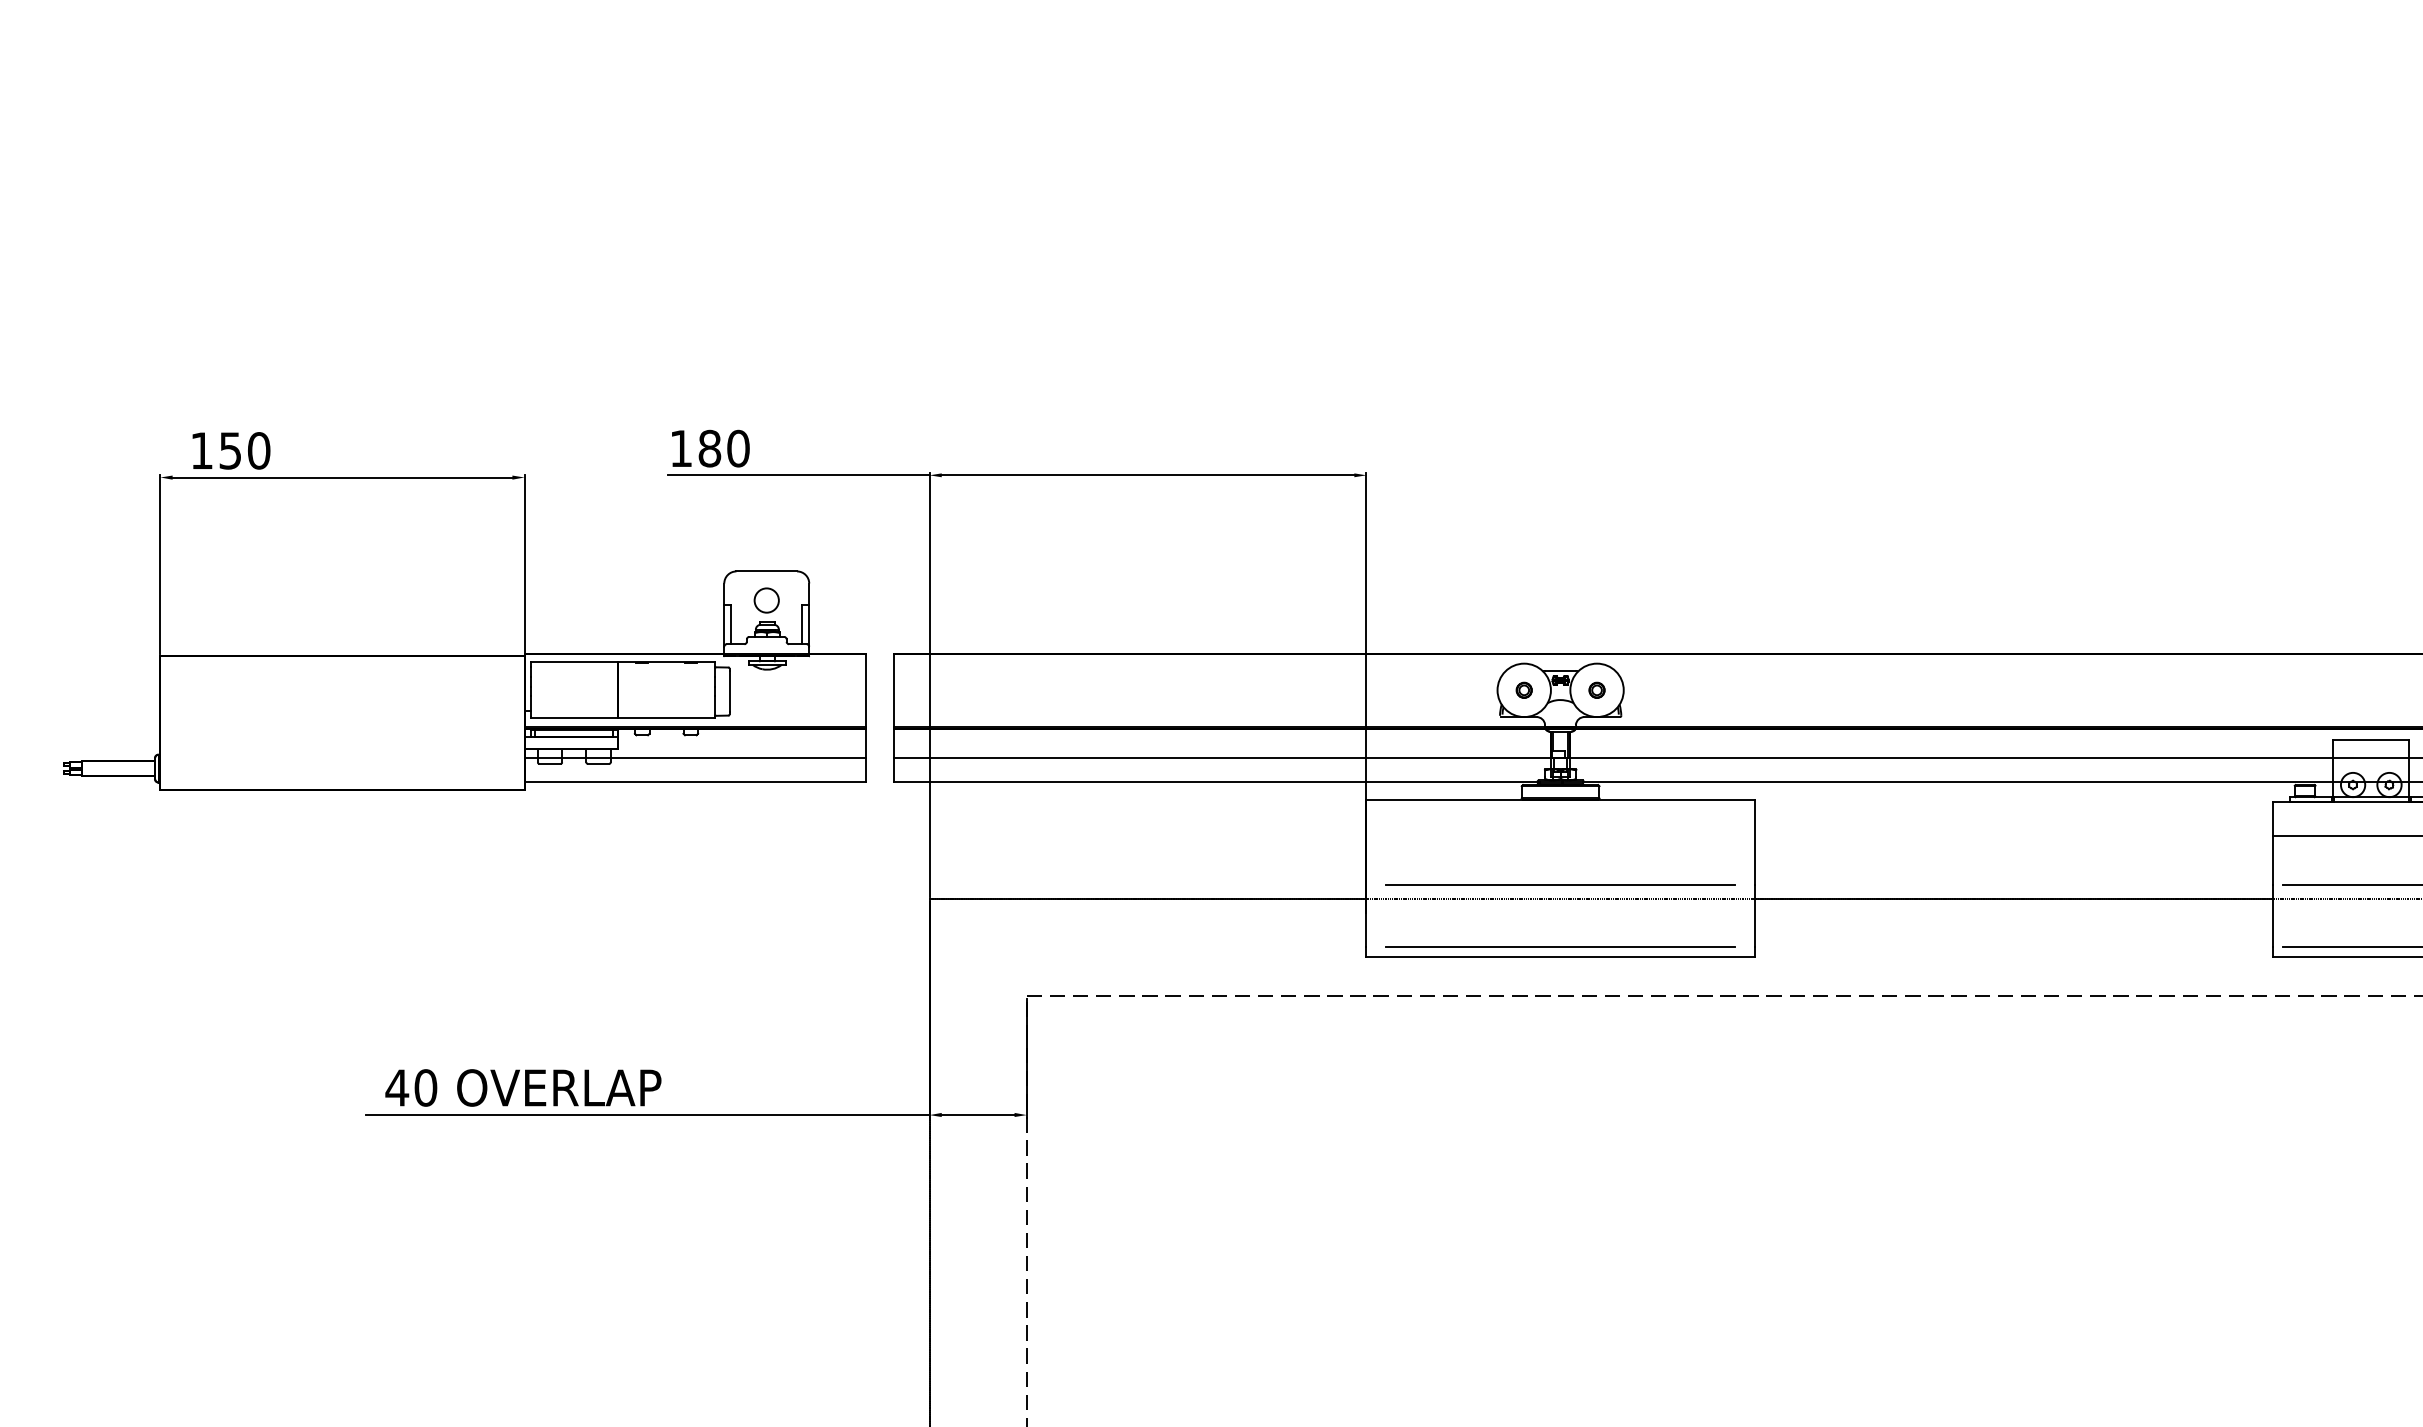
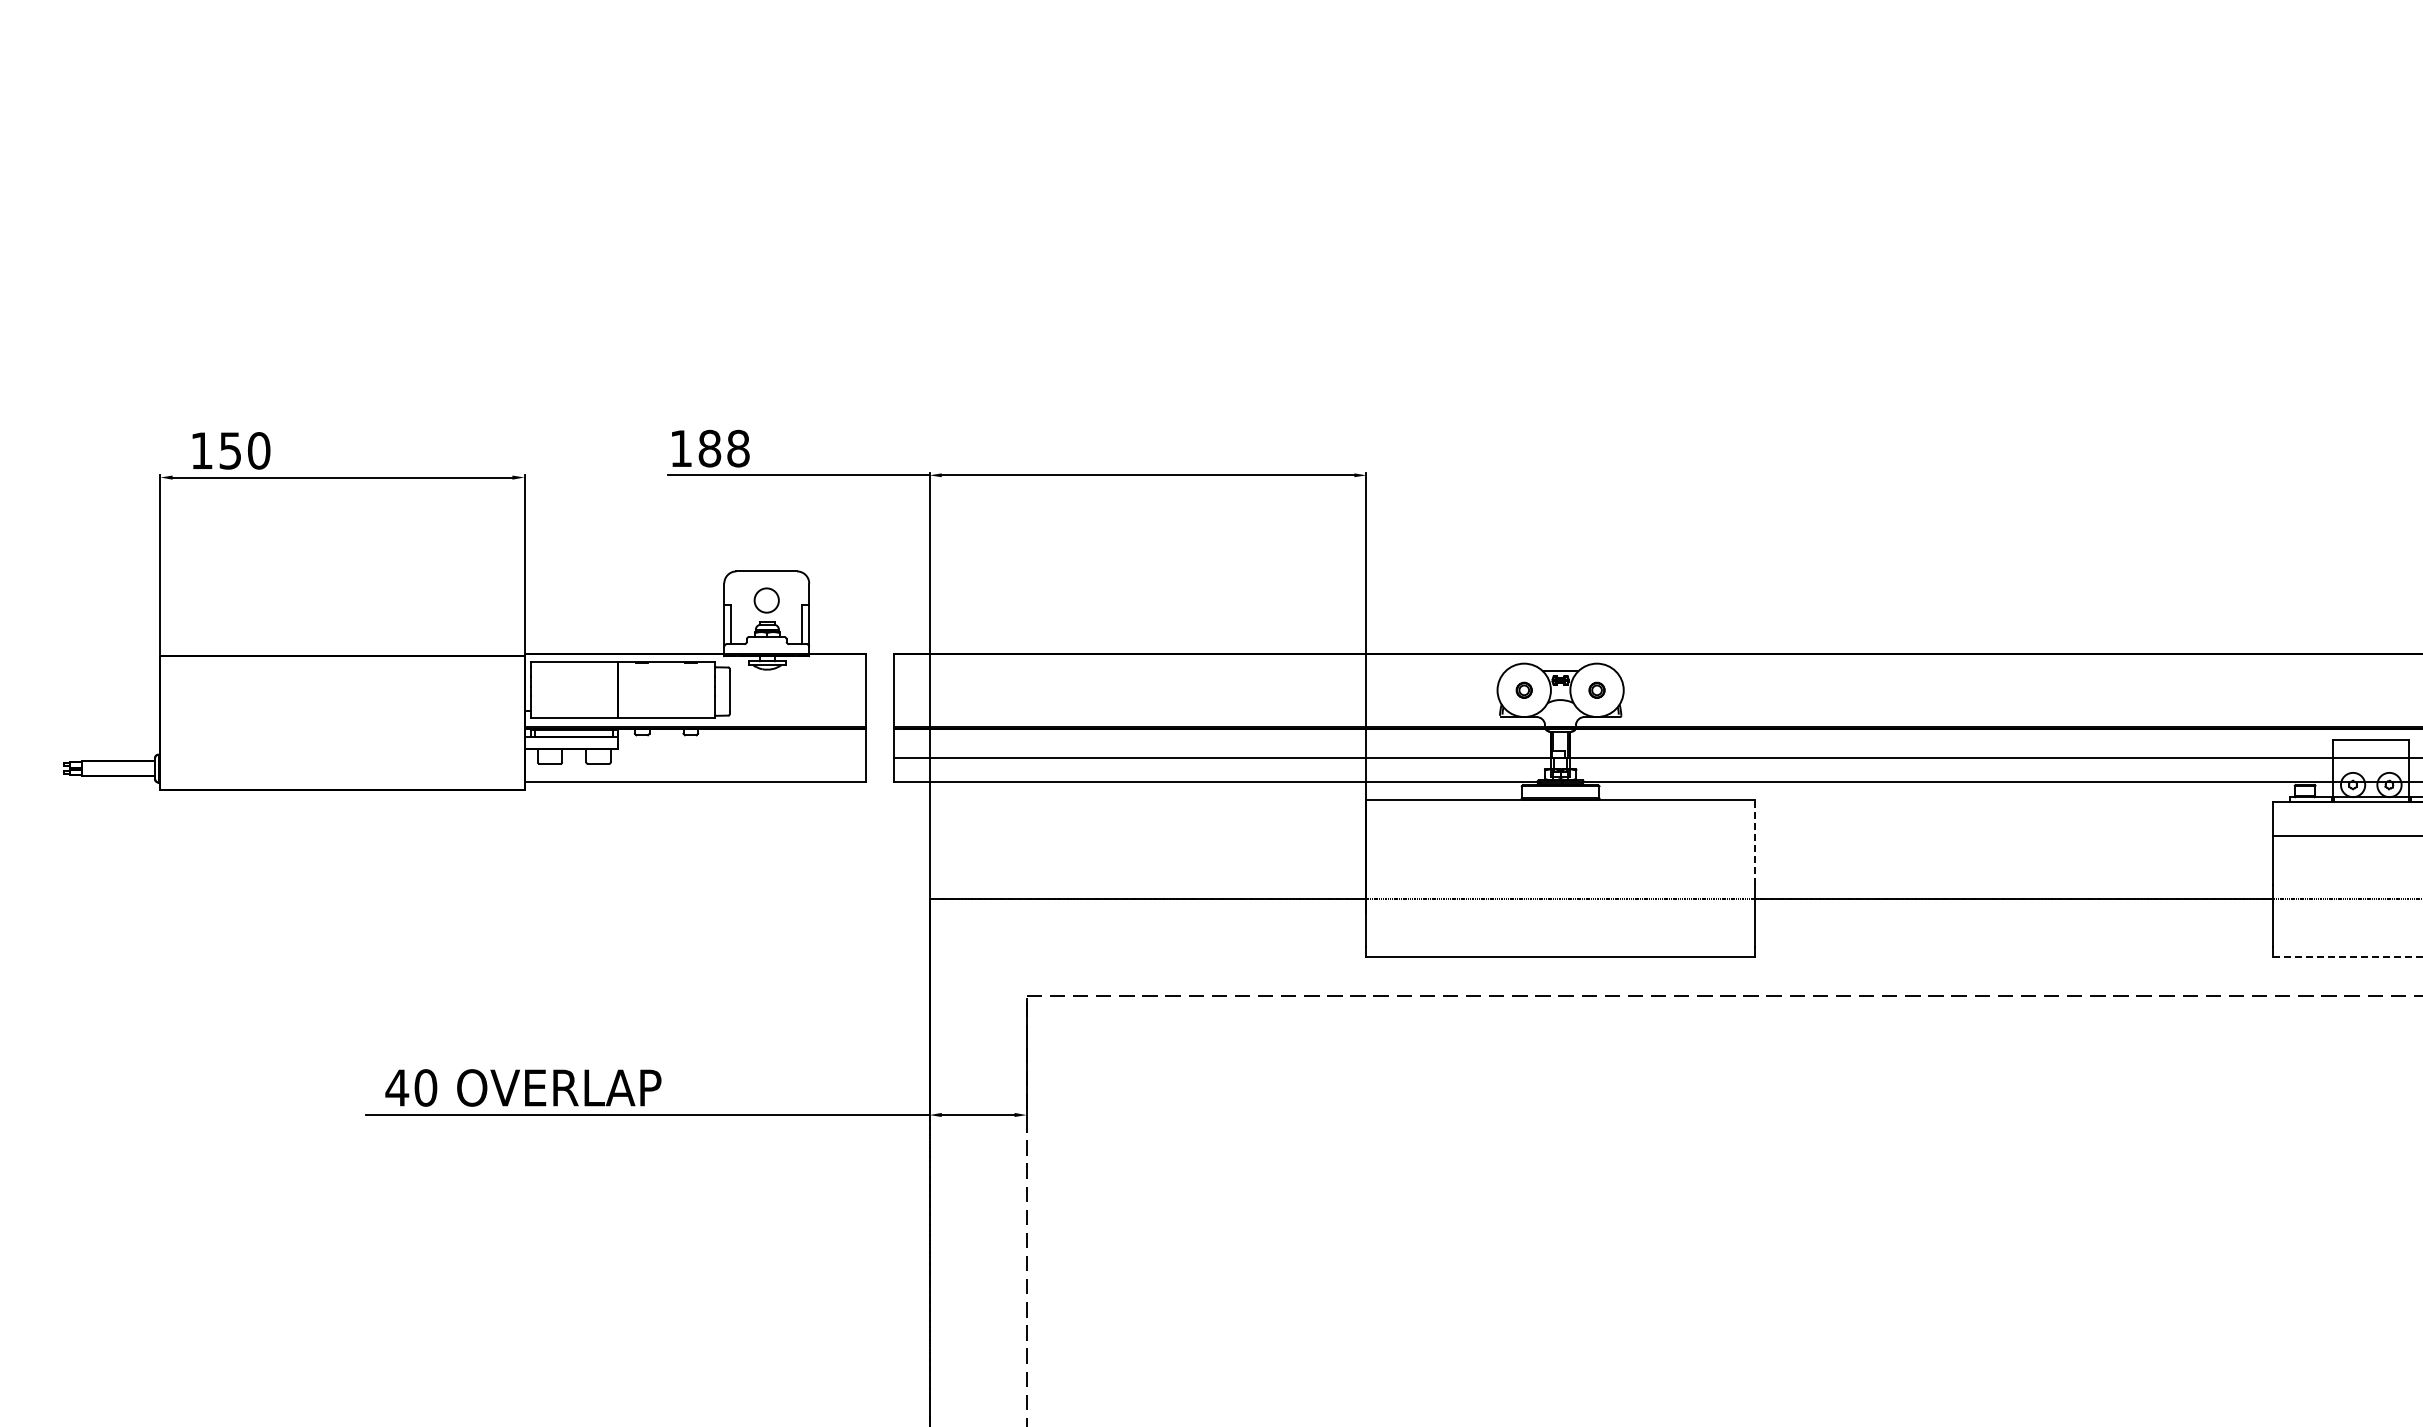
text: 180 -> 188 (738, 448)
line: present -> none (694, 757)
line: solid -> dashed (1754, 841)
line: present -> none (1560, 884)
line: present -> none (2351, 884)
line: present -> none (1560, 946)
line: present -> none (2351, 947)
line: solid -> dashed (2348, 957)
